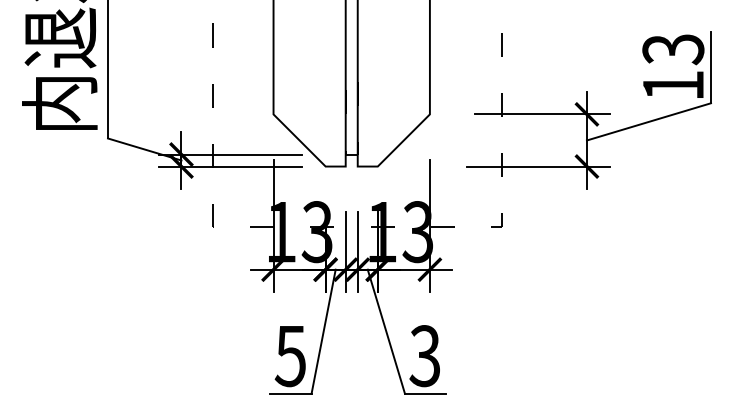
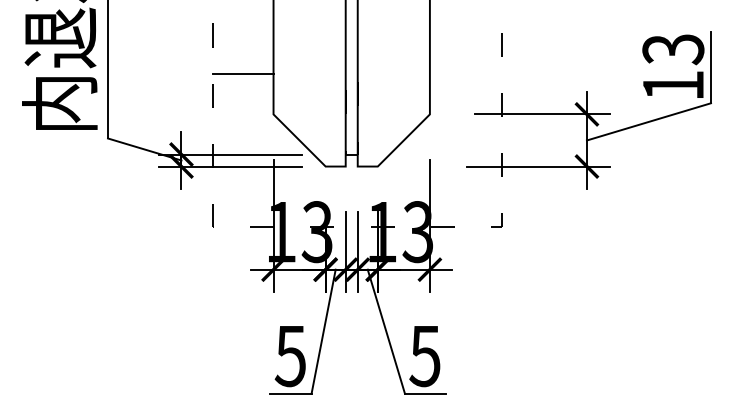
line: none -> present (243, 74)
text: 3 -> 5 (424, 355)
